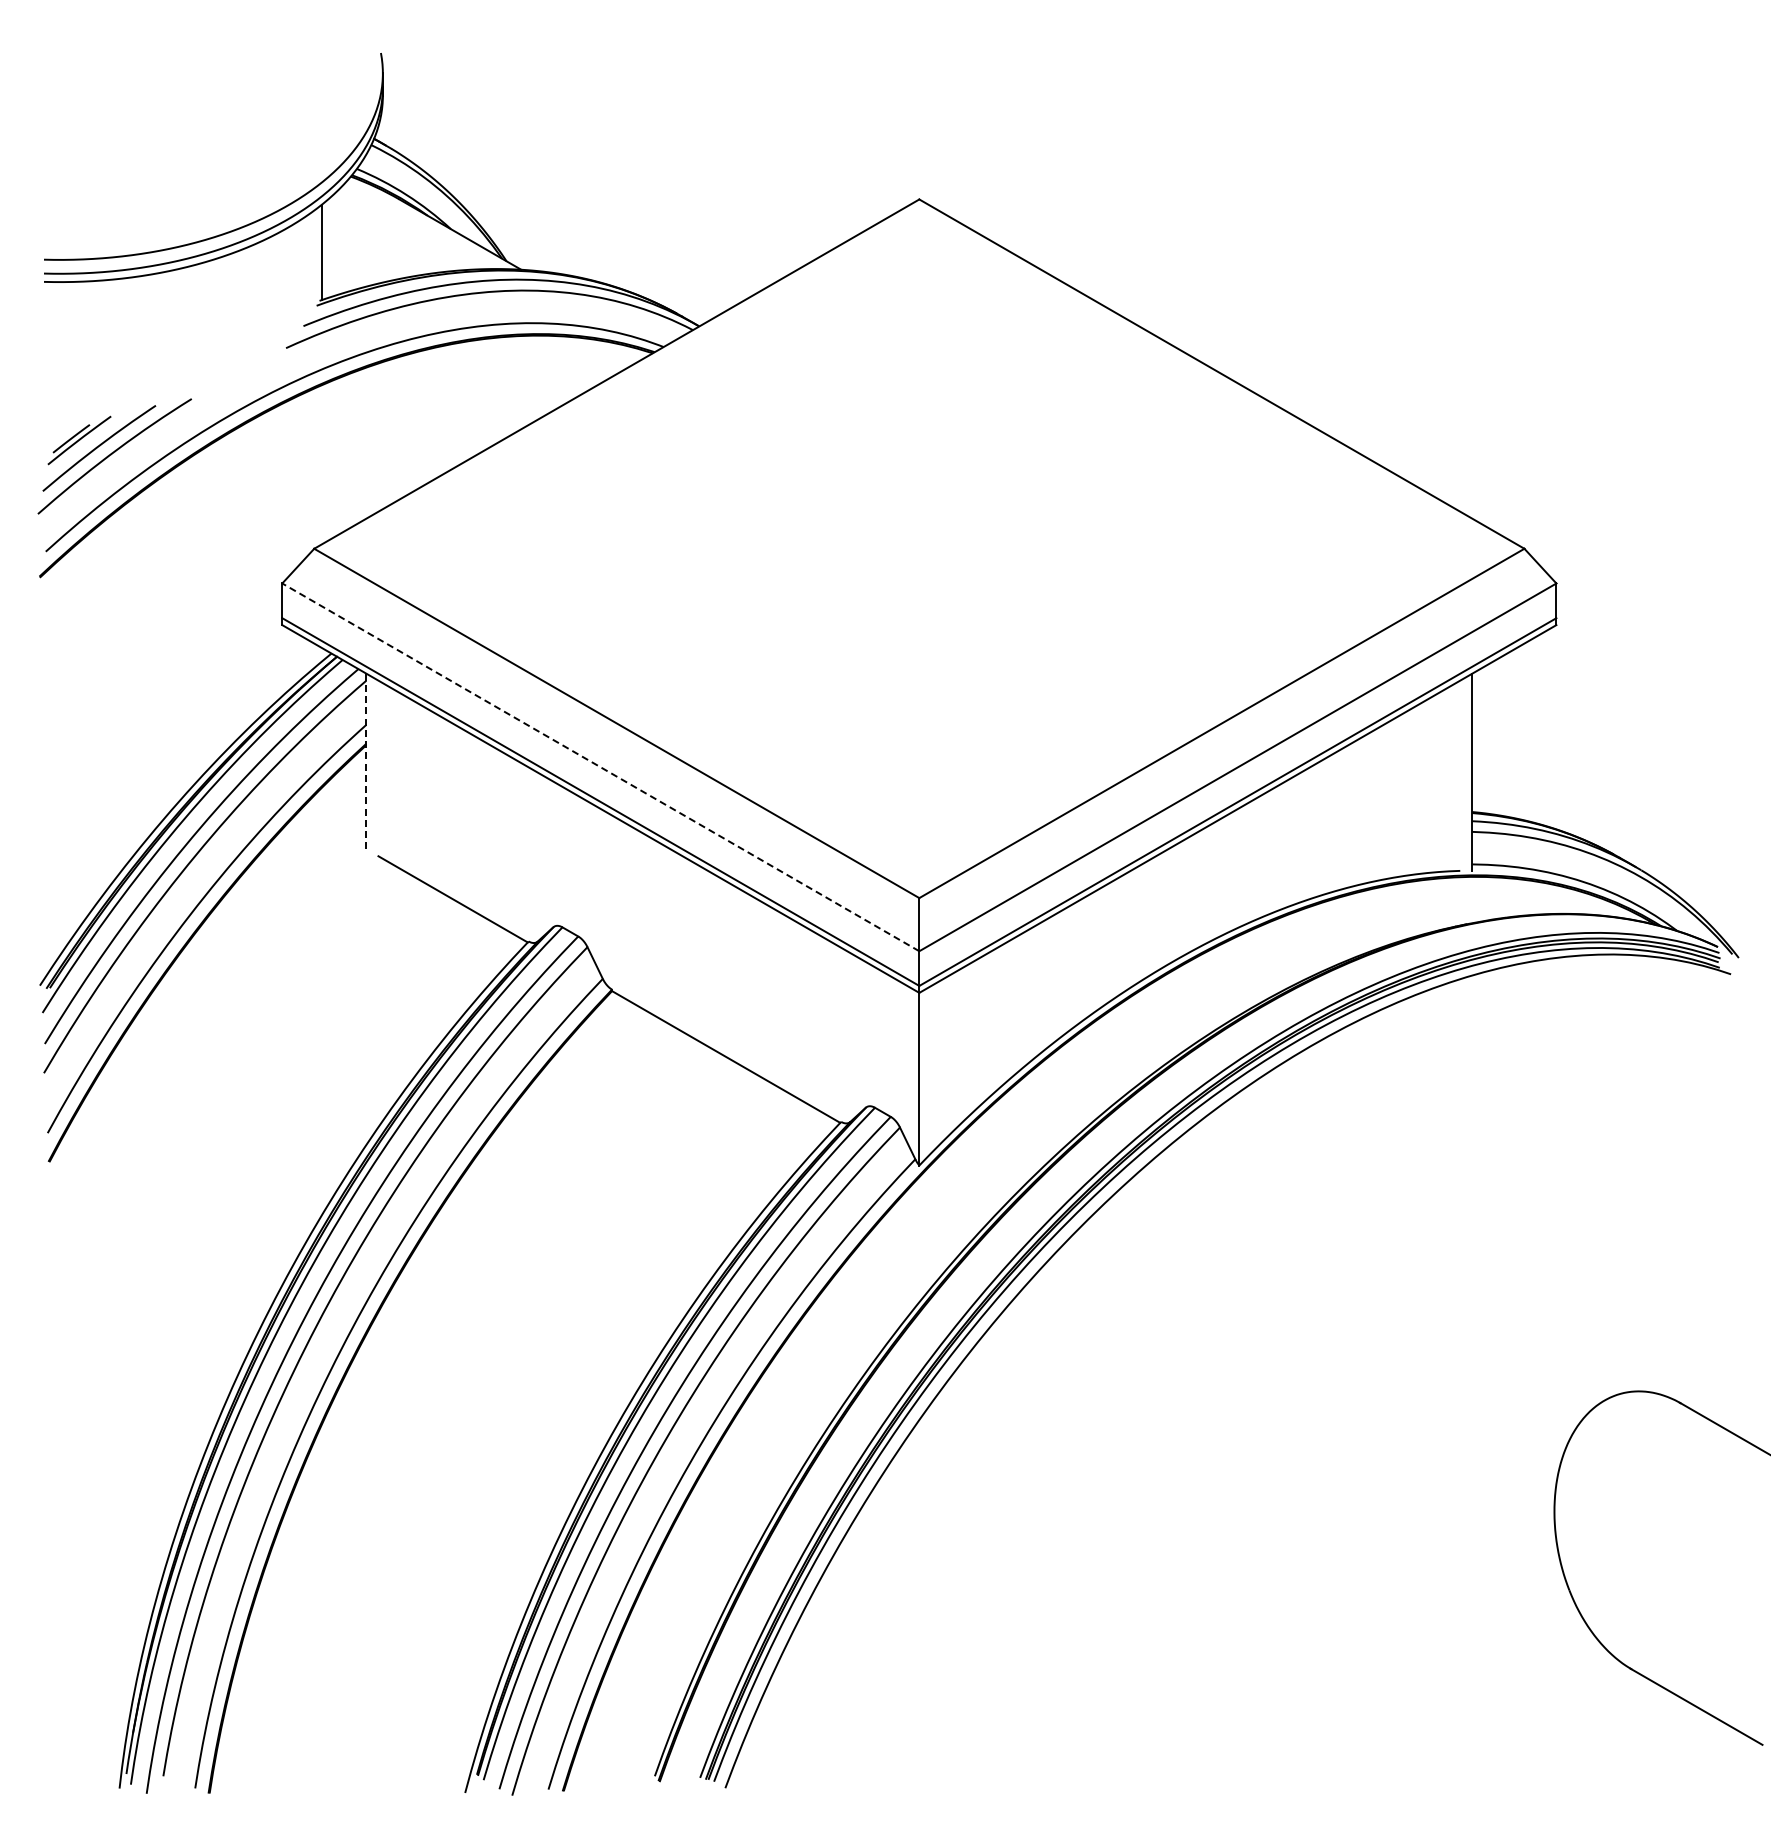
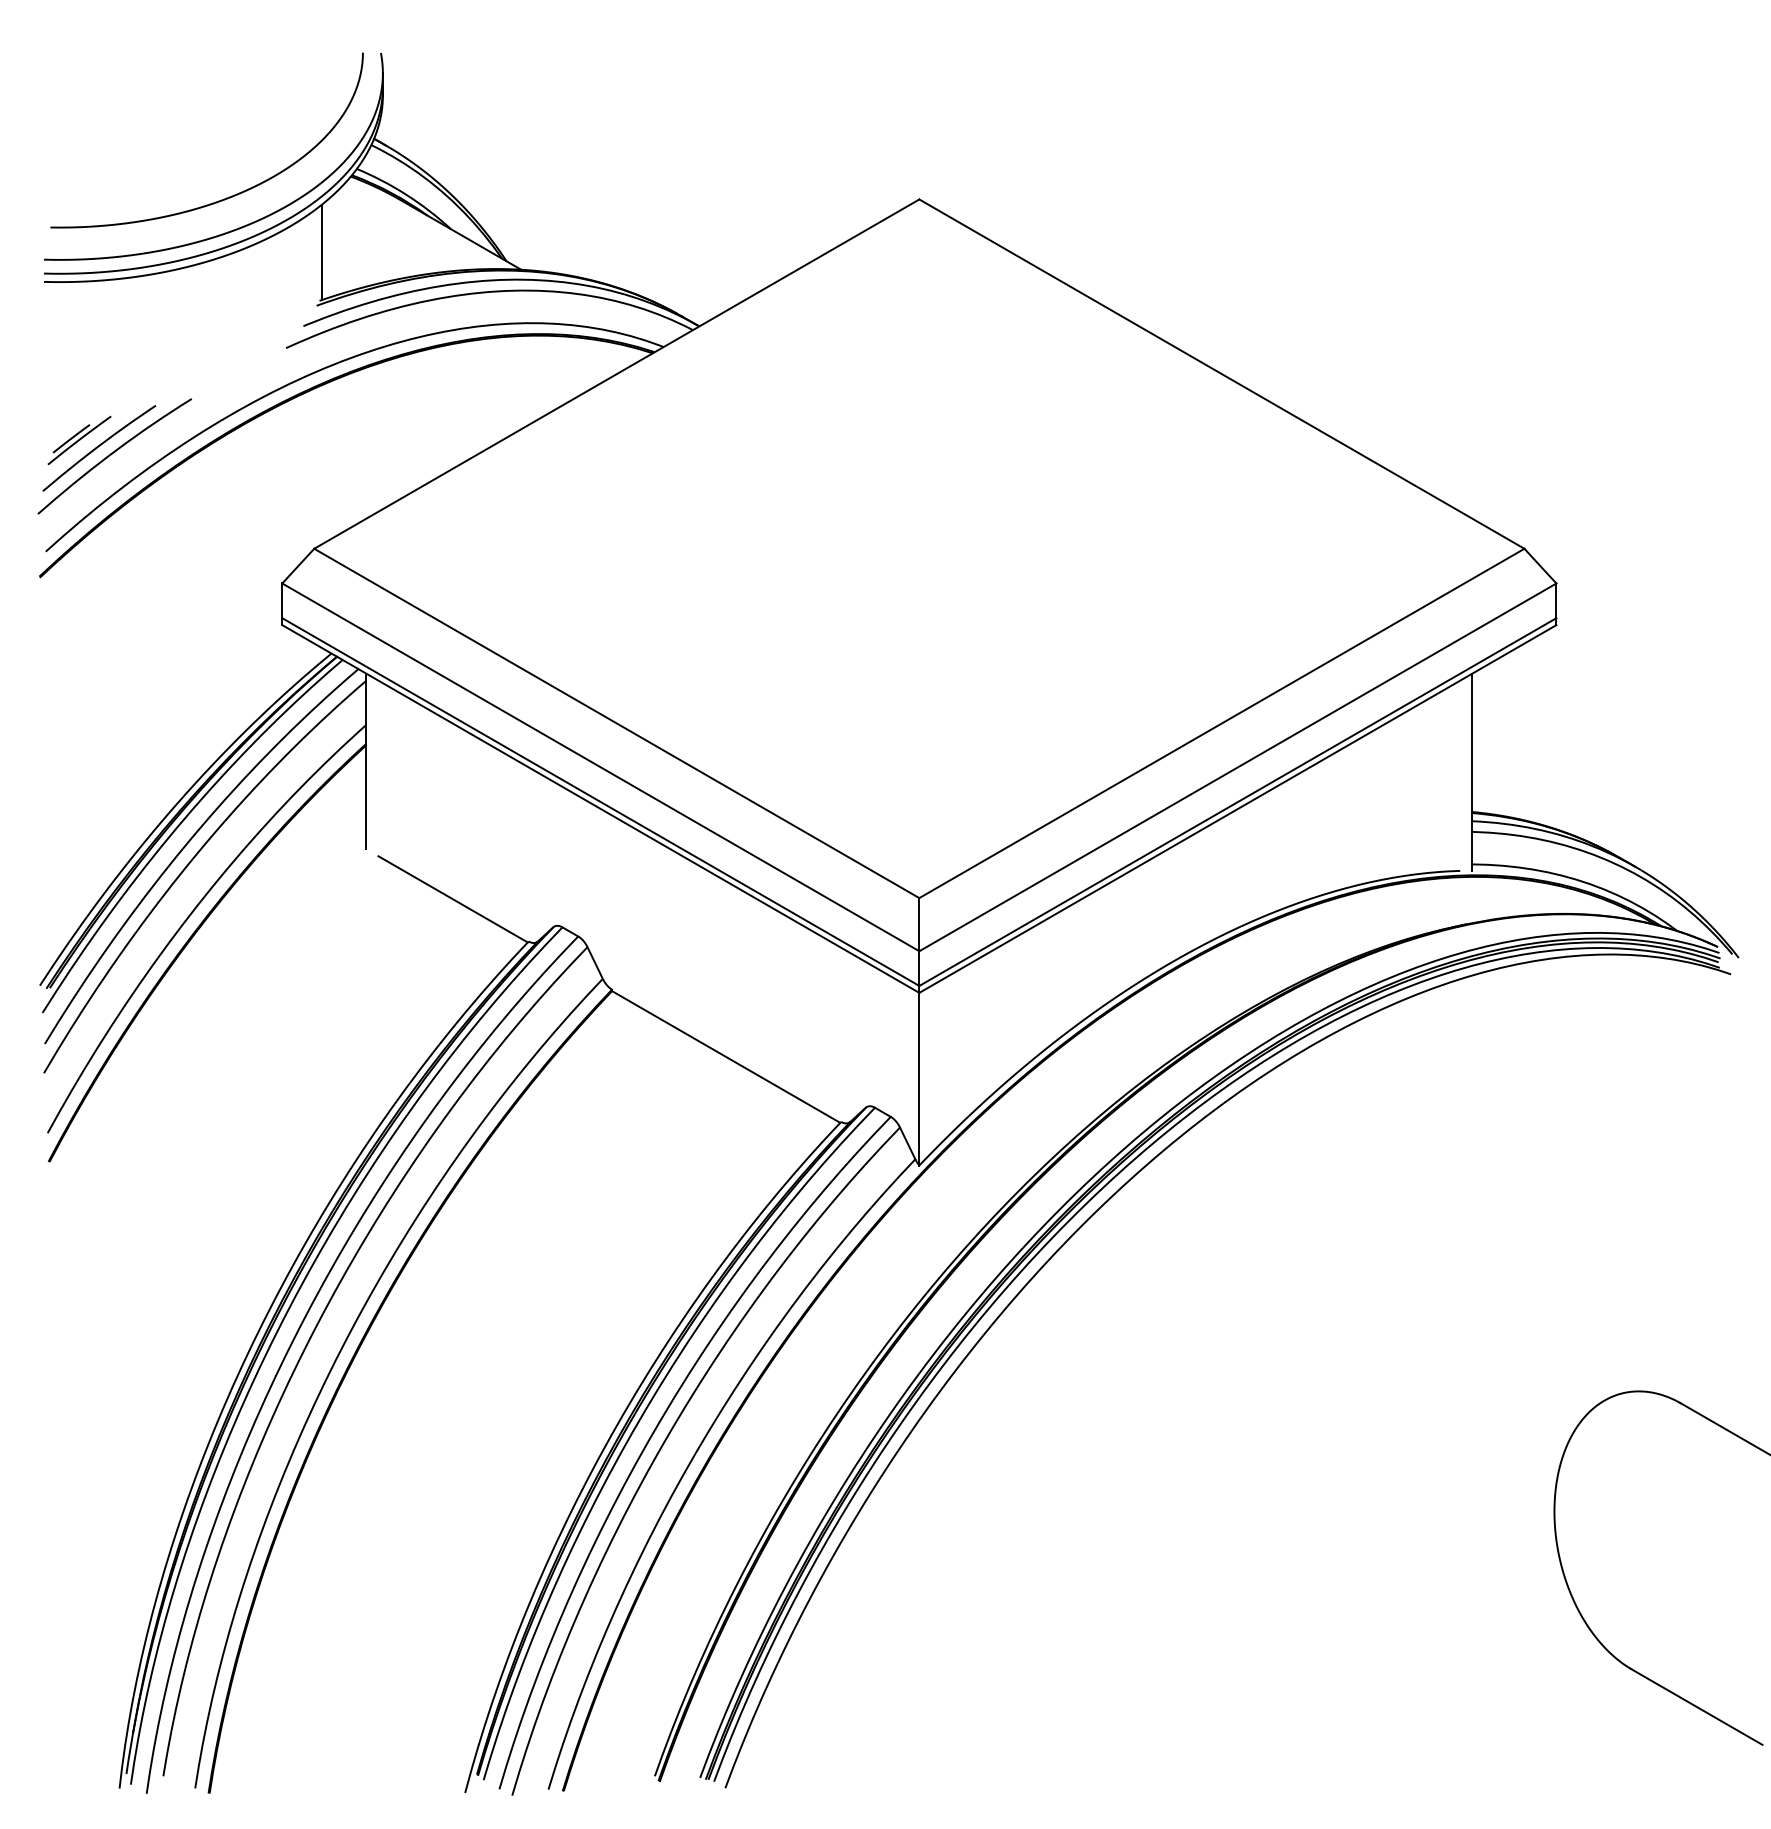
curve: none -> present (226, 197)
line: dashed -> solid (366, 761)
line: dashed -> solid (600, 767)
